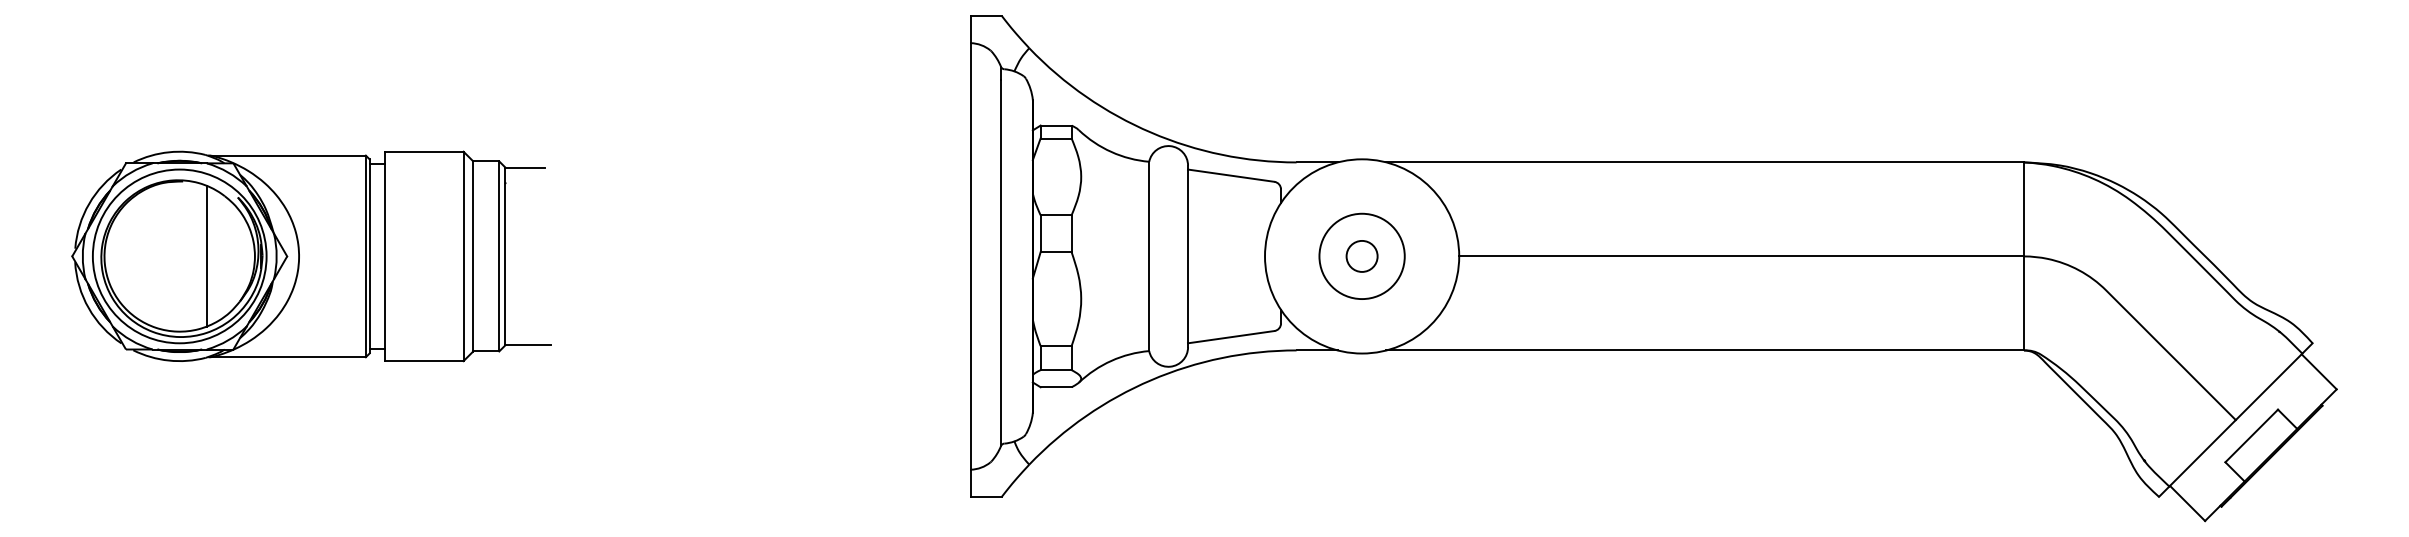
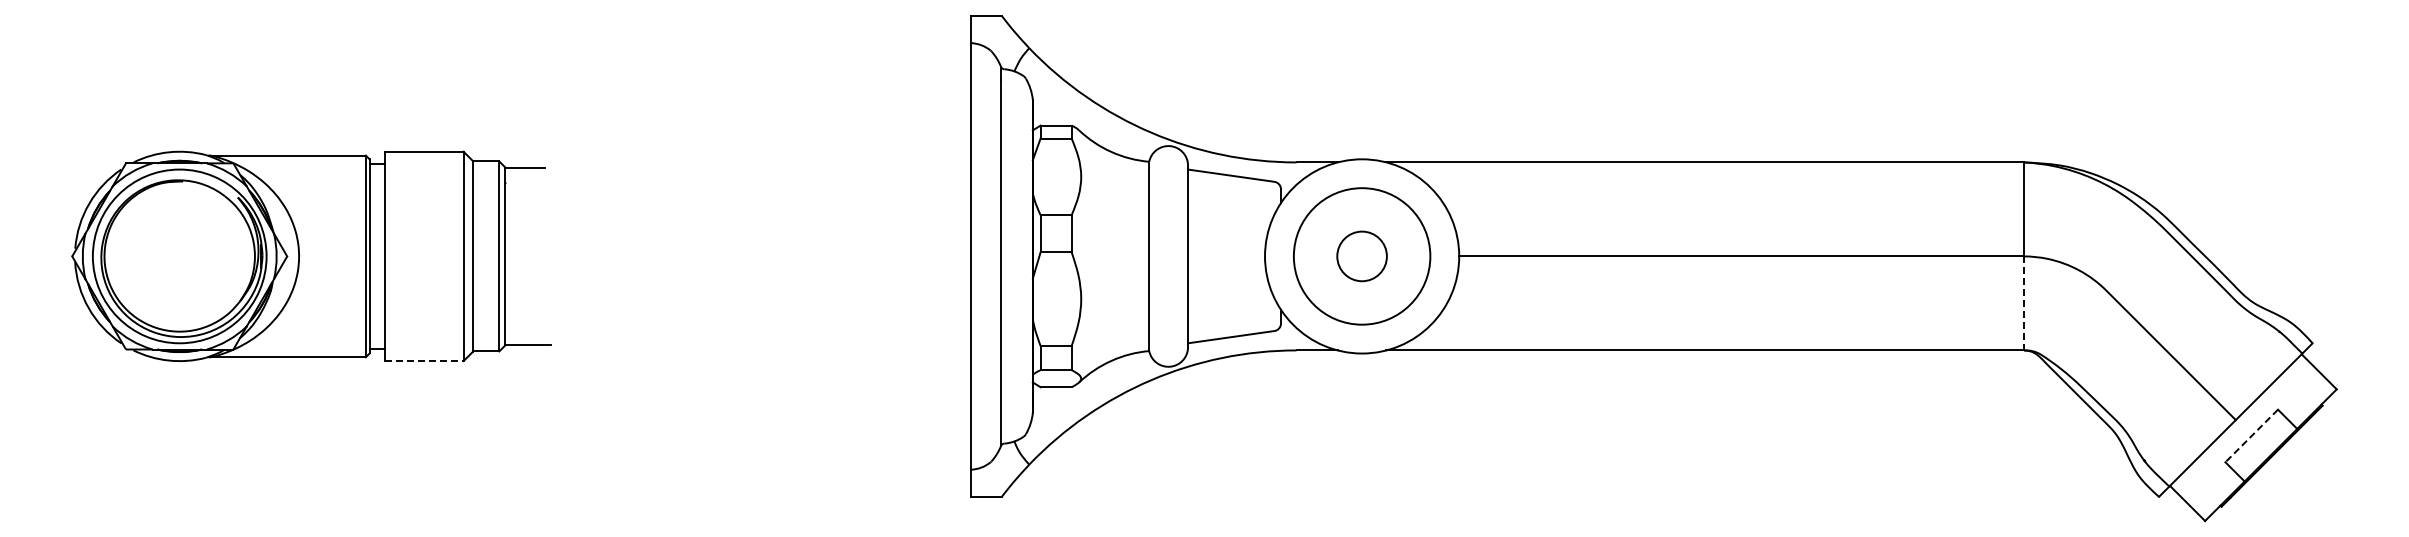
circle diameter: 31 px -> 50 px (1361, 256)
line: present -> none (206, 256)
circle diameter: 85 px -> 137 px (1361, 256)
line: solid -> dashed (2024, 303)
line: solid -> dashed (424, 361)
line: solid -> dashed (2251, 436)
